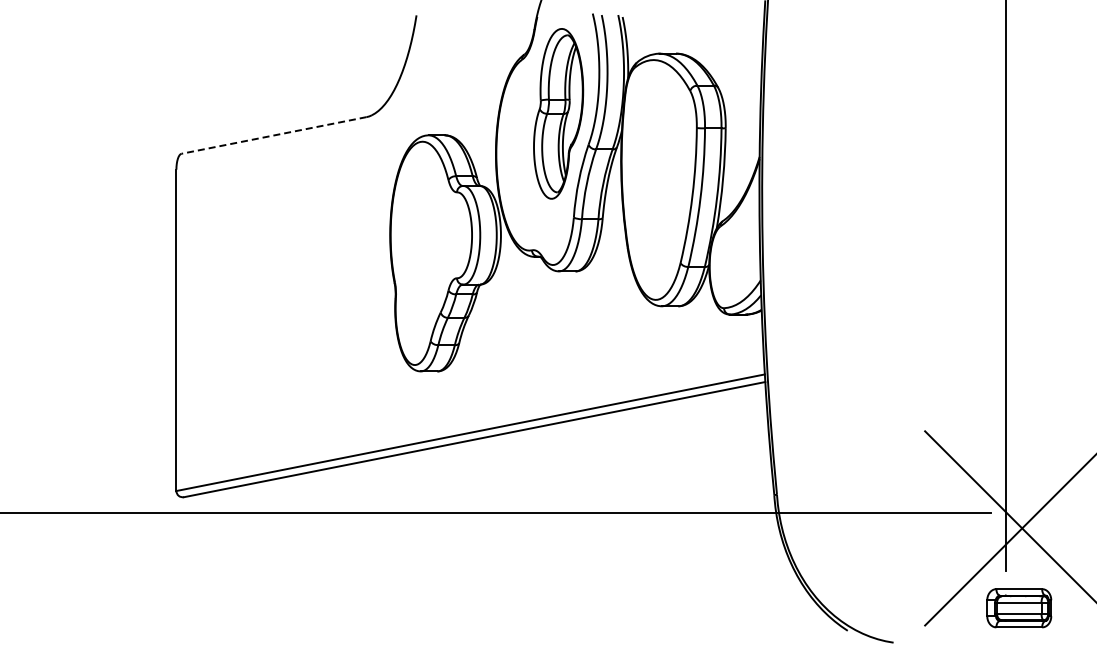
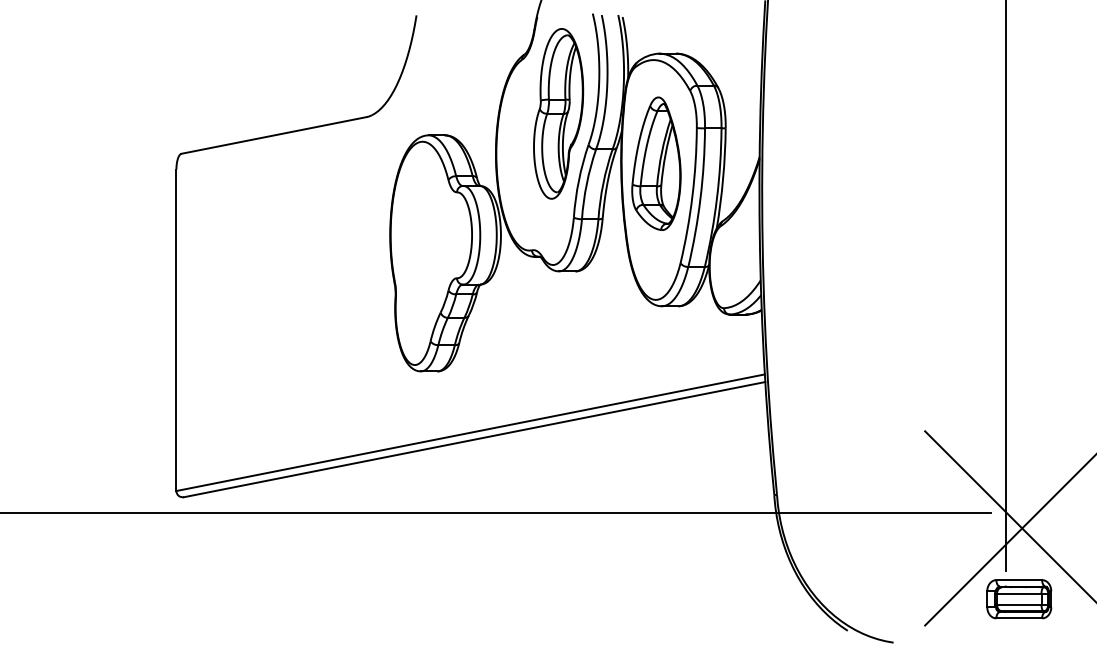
line: dashed -> solid (273, 135)
part: none -> present (656, 163)
part position: (1019, 608) -> (1019, 599) (1019, 599)
